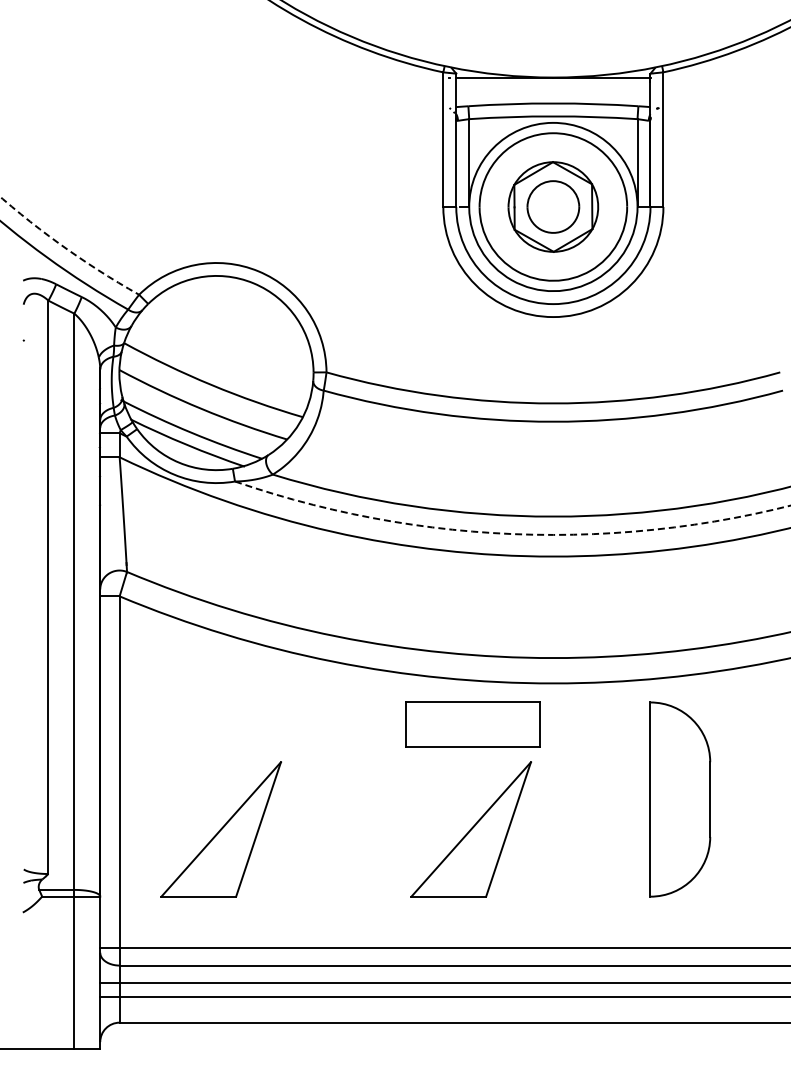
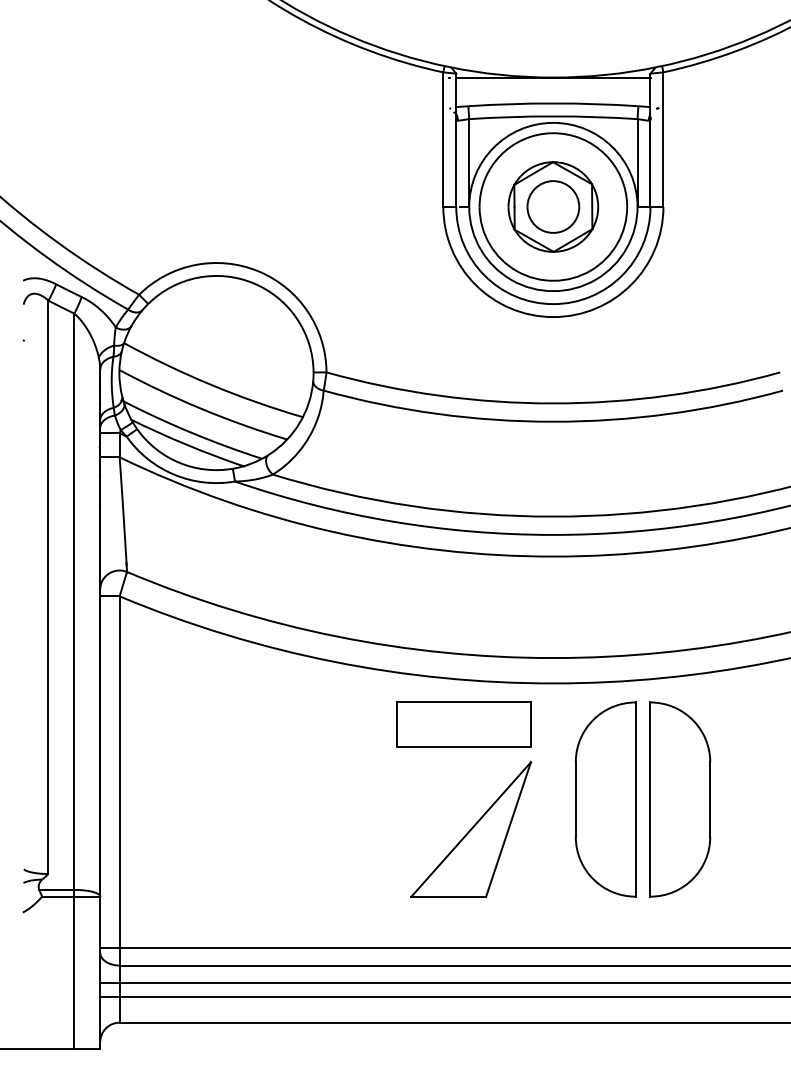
arc: dashed -> solid (66, 249)
arc: dashed -> solid (512, 534)
part position: (472, 724) -> (463, 724) (463, 724)
part: none -> present (605, 799)
part: present -> none (220, 829)
